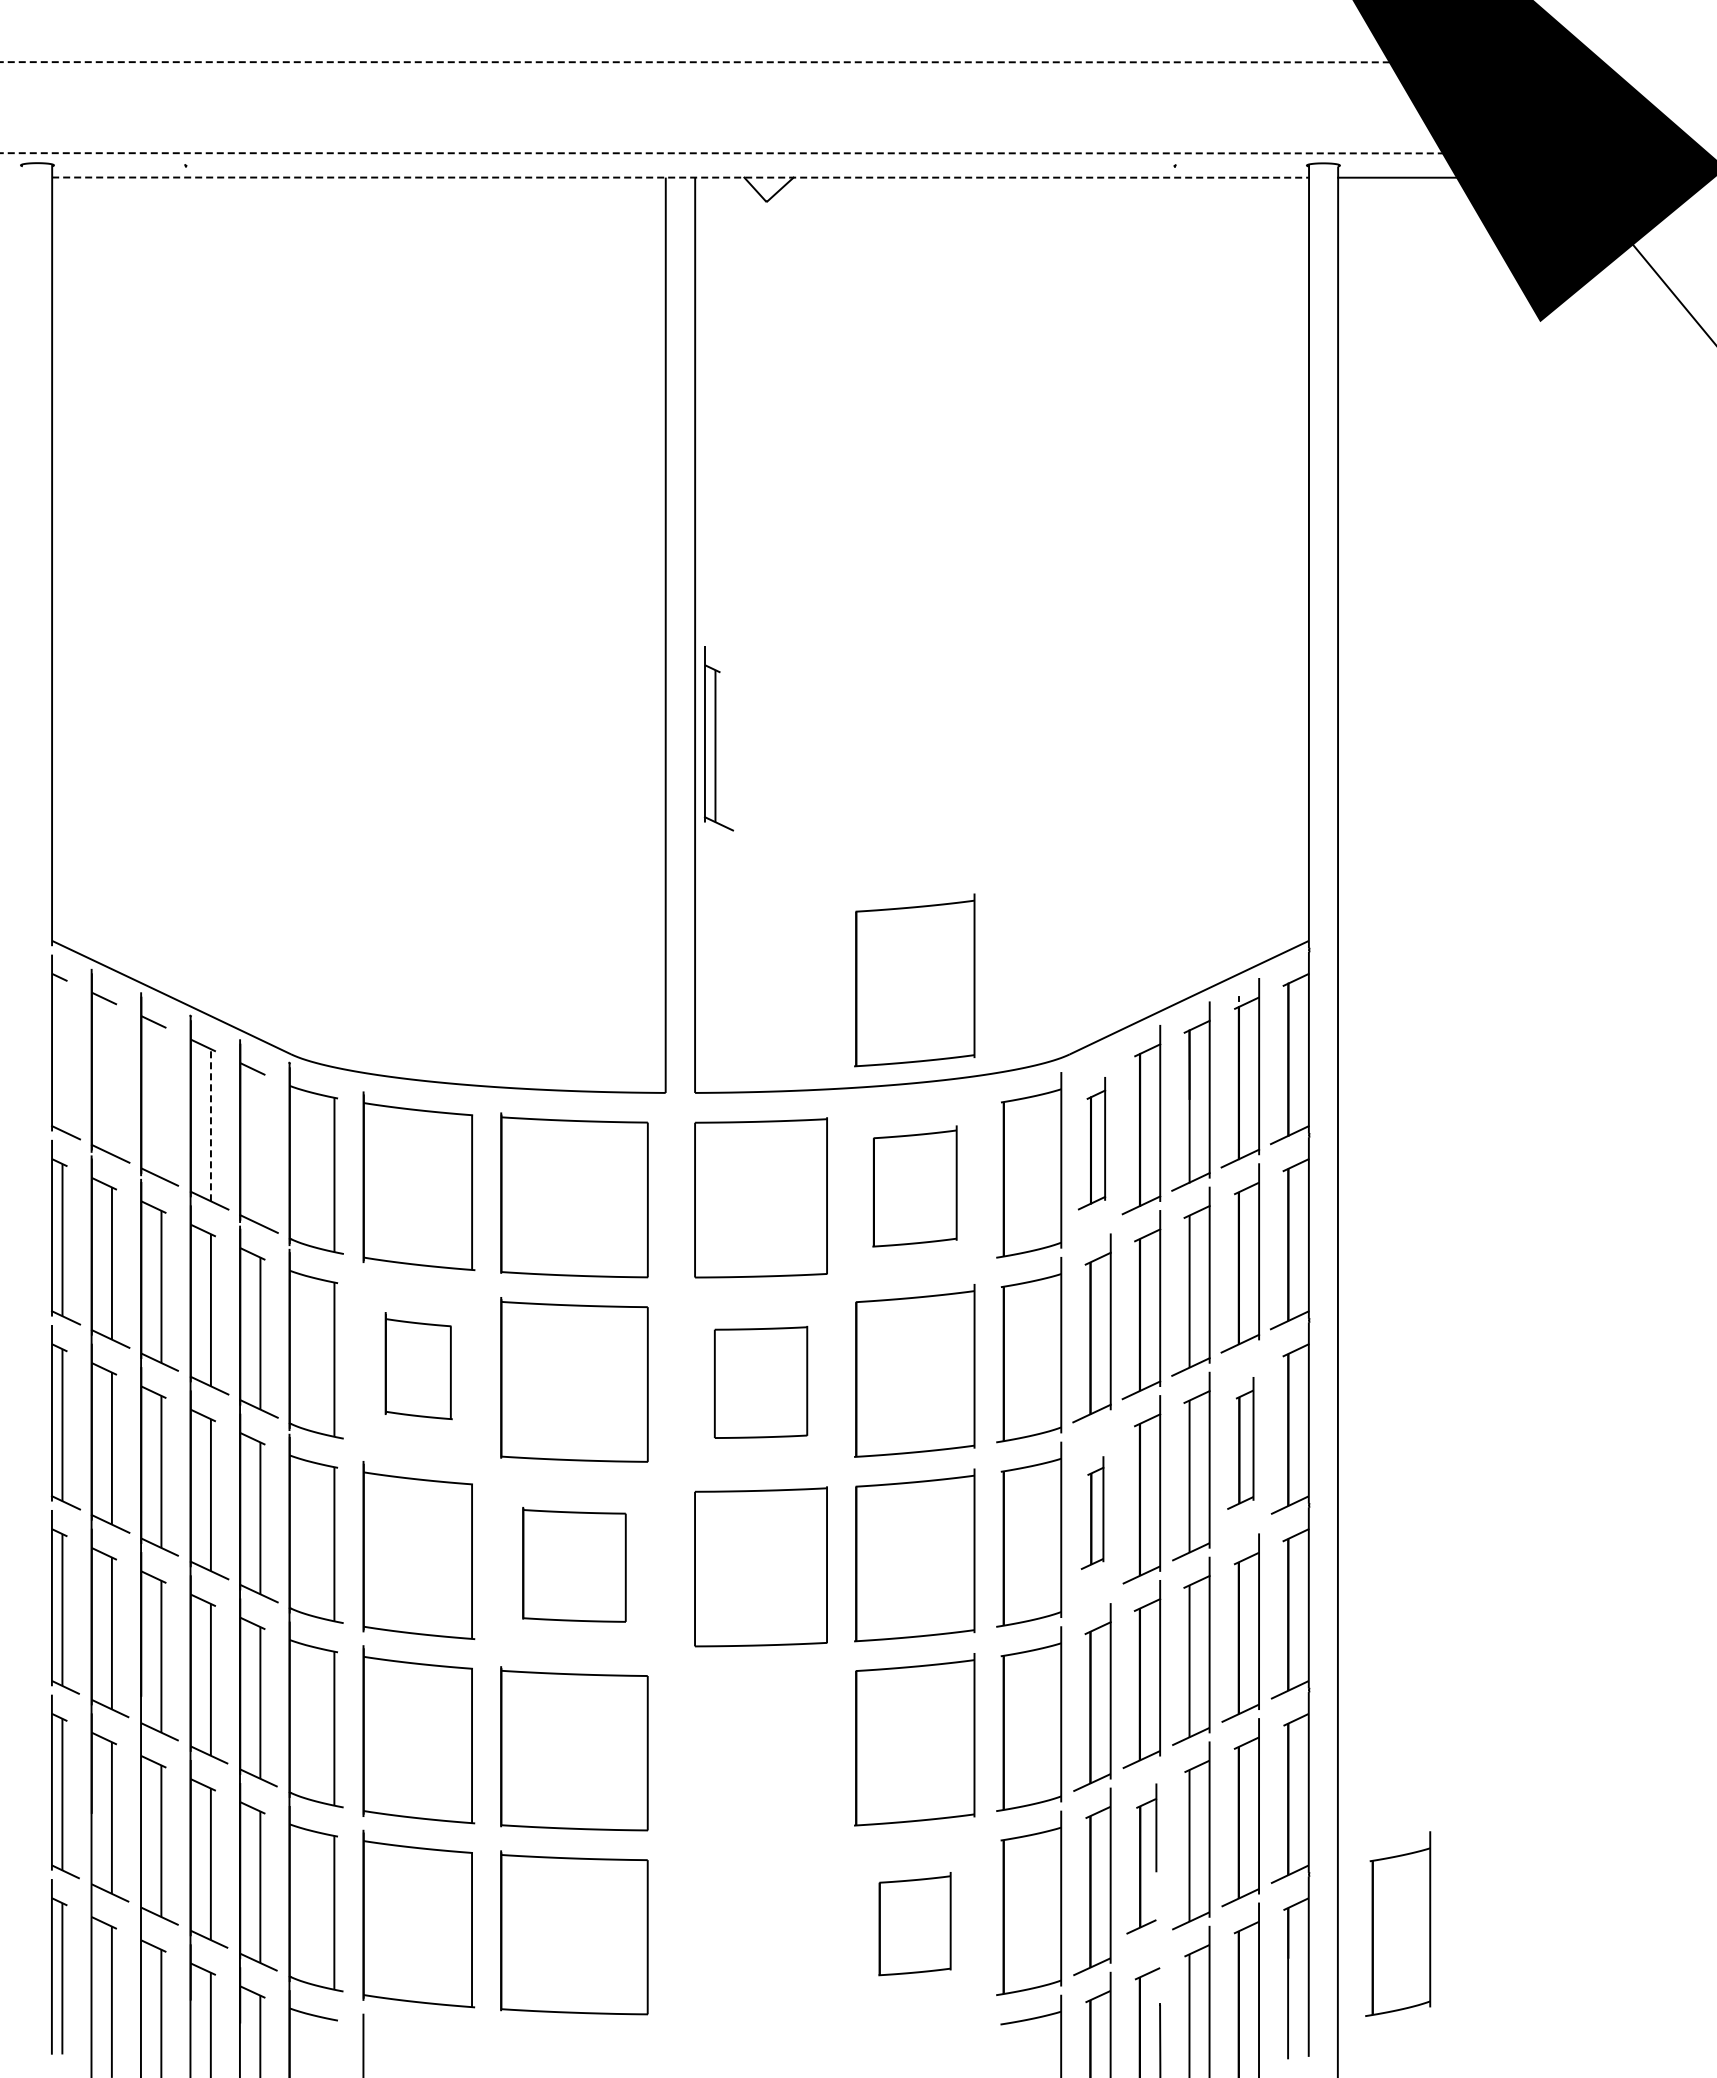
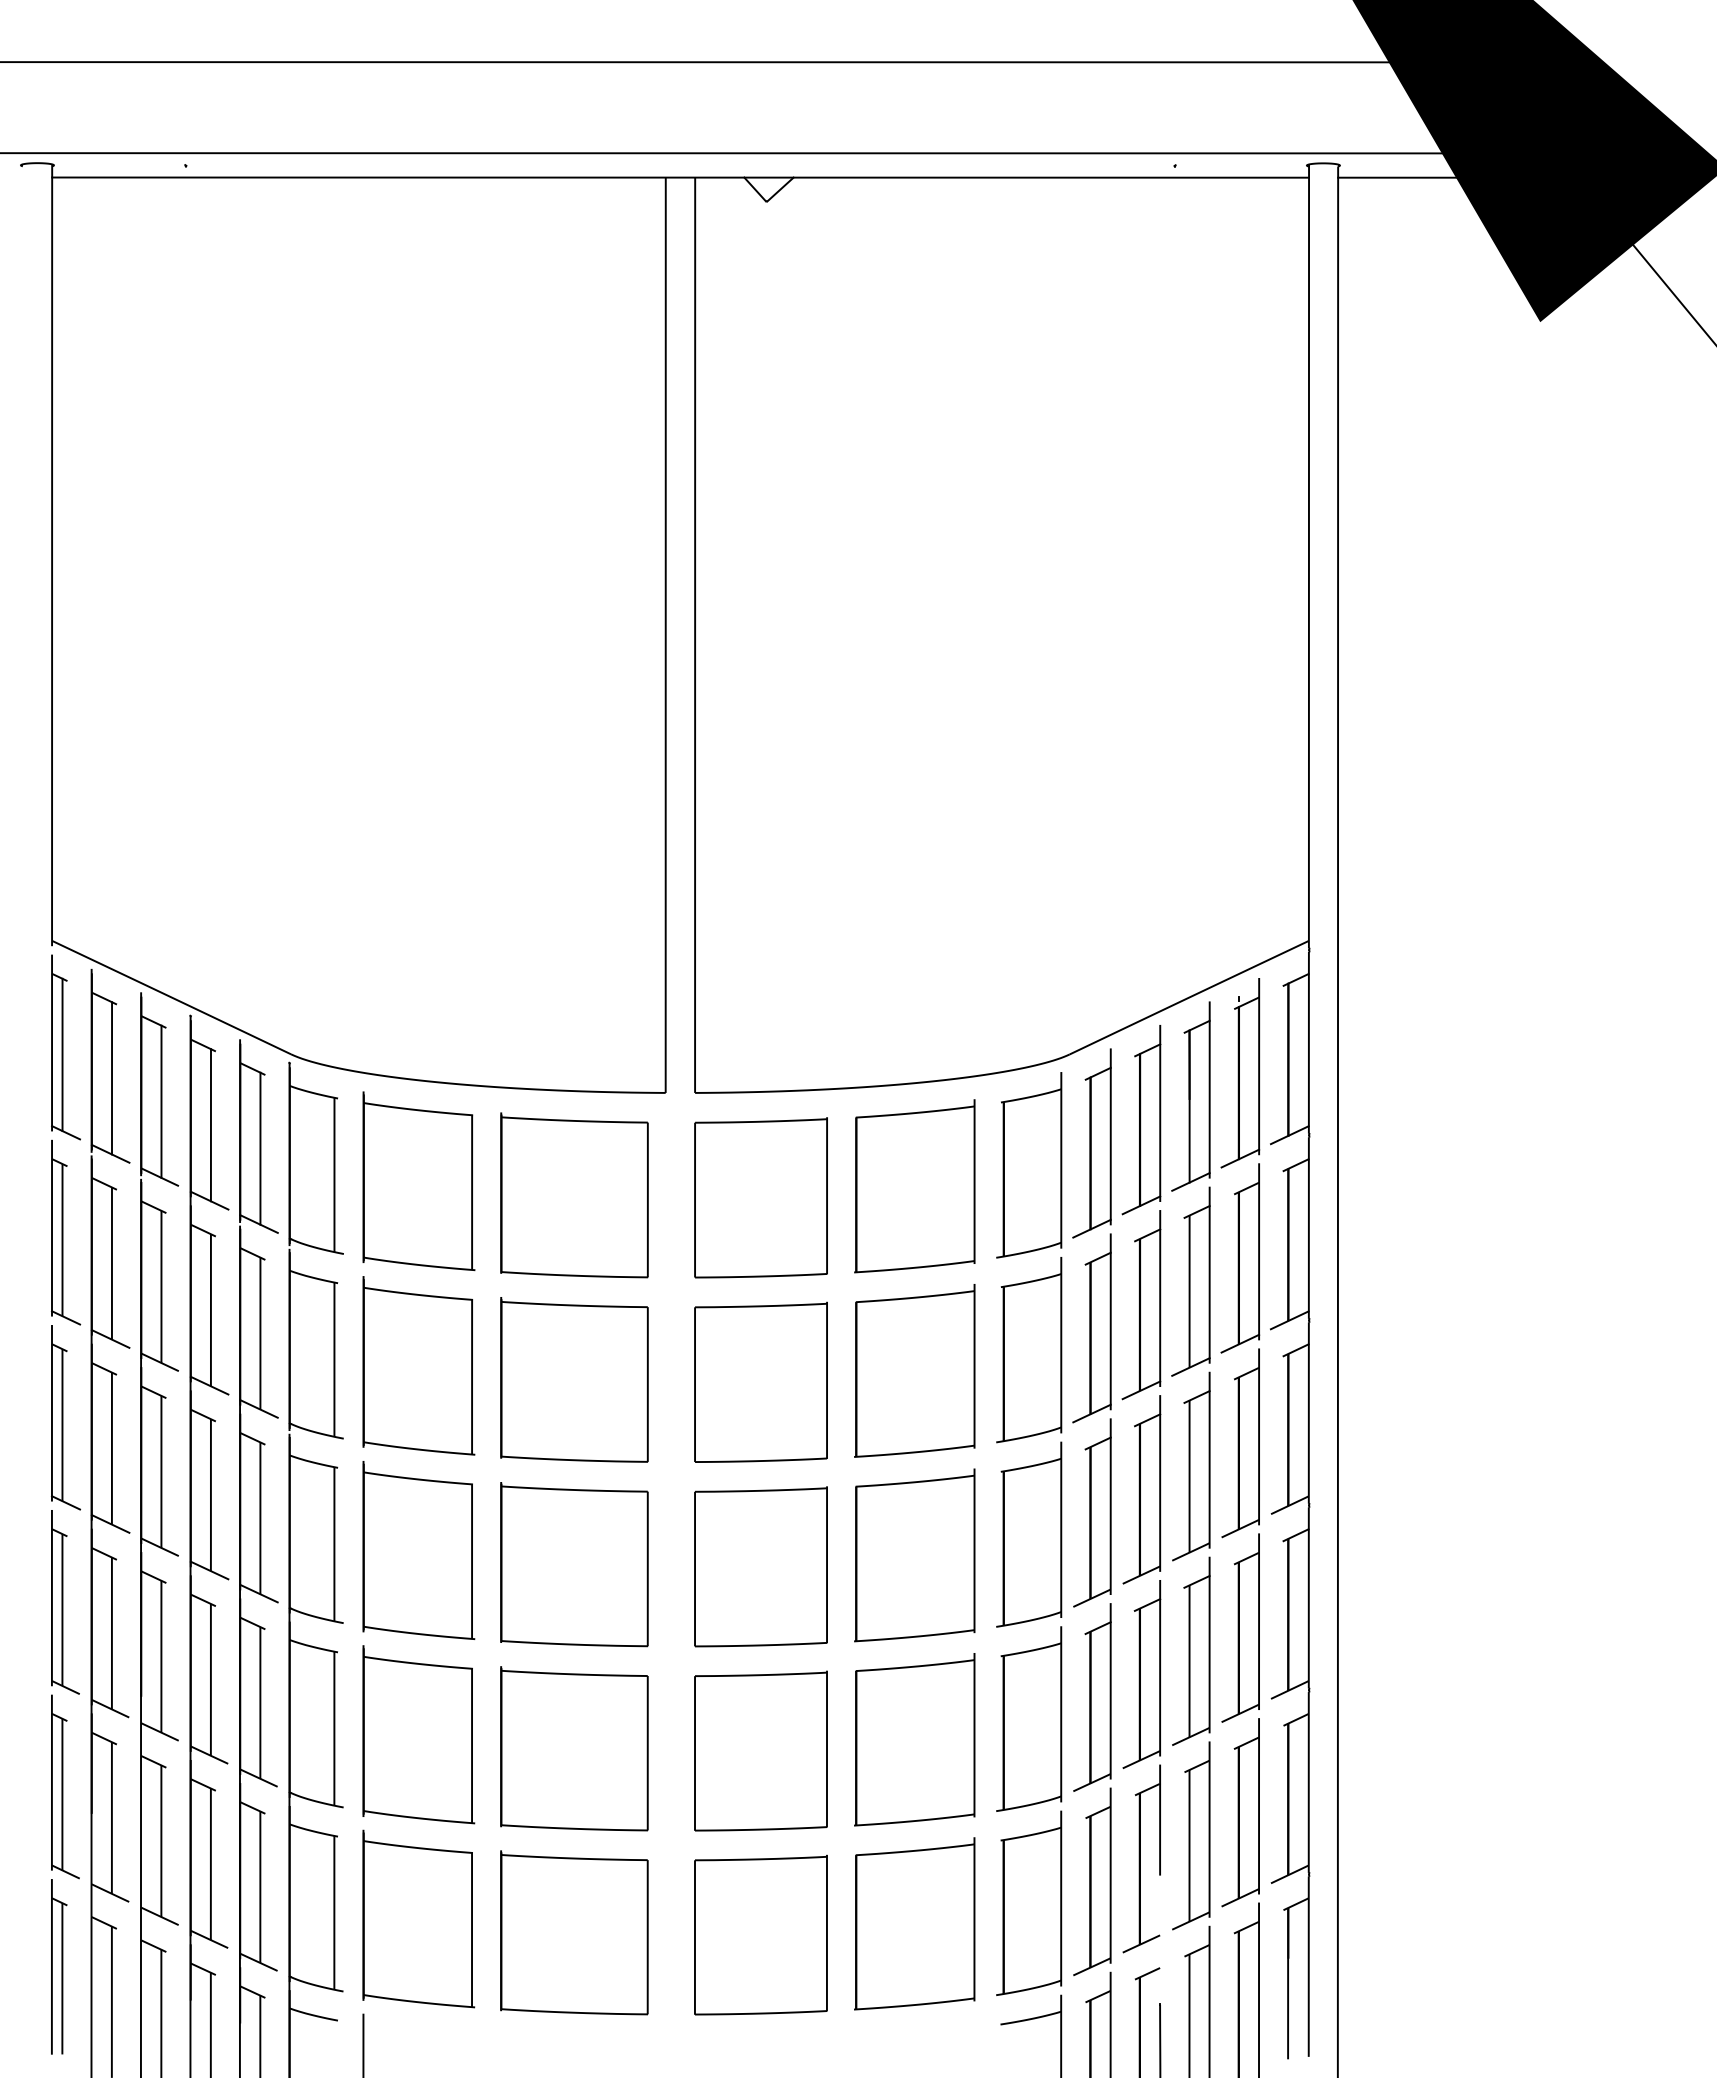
line: dashed -> solid (754, 62)
line: dashed -> solid (754, 153)
line: dashed -> solid (680, 177)
part: present -> none (718, 738)
part: present -> none (914, 980)
line: none -> present (62, 1054)
line: none -> present (111, 1078)
line: none -> present (161, 1101)
line: dashed -> solid (210, 1124)
part size: 29x134 px -> 40x191 px (1091, 1143)
line: none -> present (260, 1148)
part size: 86x123 px -> 122x175 px (914, 1186)
part size: 69x109 px -> 114x180 px (418, 1365)
part size: 95x114 px -> 134x162 px (760, 1381)
part size: 28x133 px -> 39x191 px (1240, 1443)
part size: 25x114 px -> 39x190 px (1092, 1512)
part size: 105x116 px -> 149x166 px (574, 1564)
part: none -> present (760, 1750)
part size: 32x152 px -> 39x190 px (1141, 1858)
part: present -> none (1398, 1923)
part size: 74x105 px -> 122x174 px (914, 1923)
part: none -> present (760, 1934)
